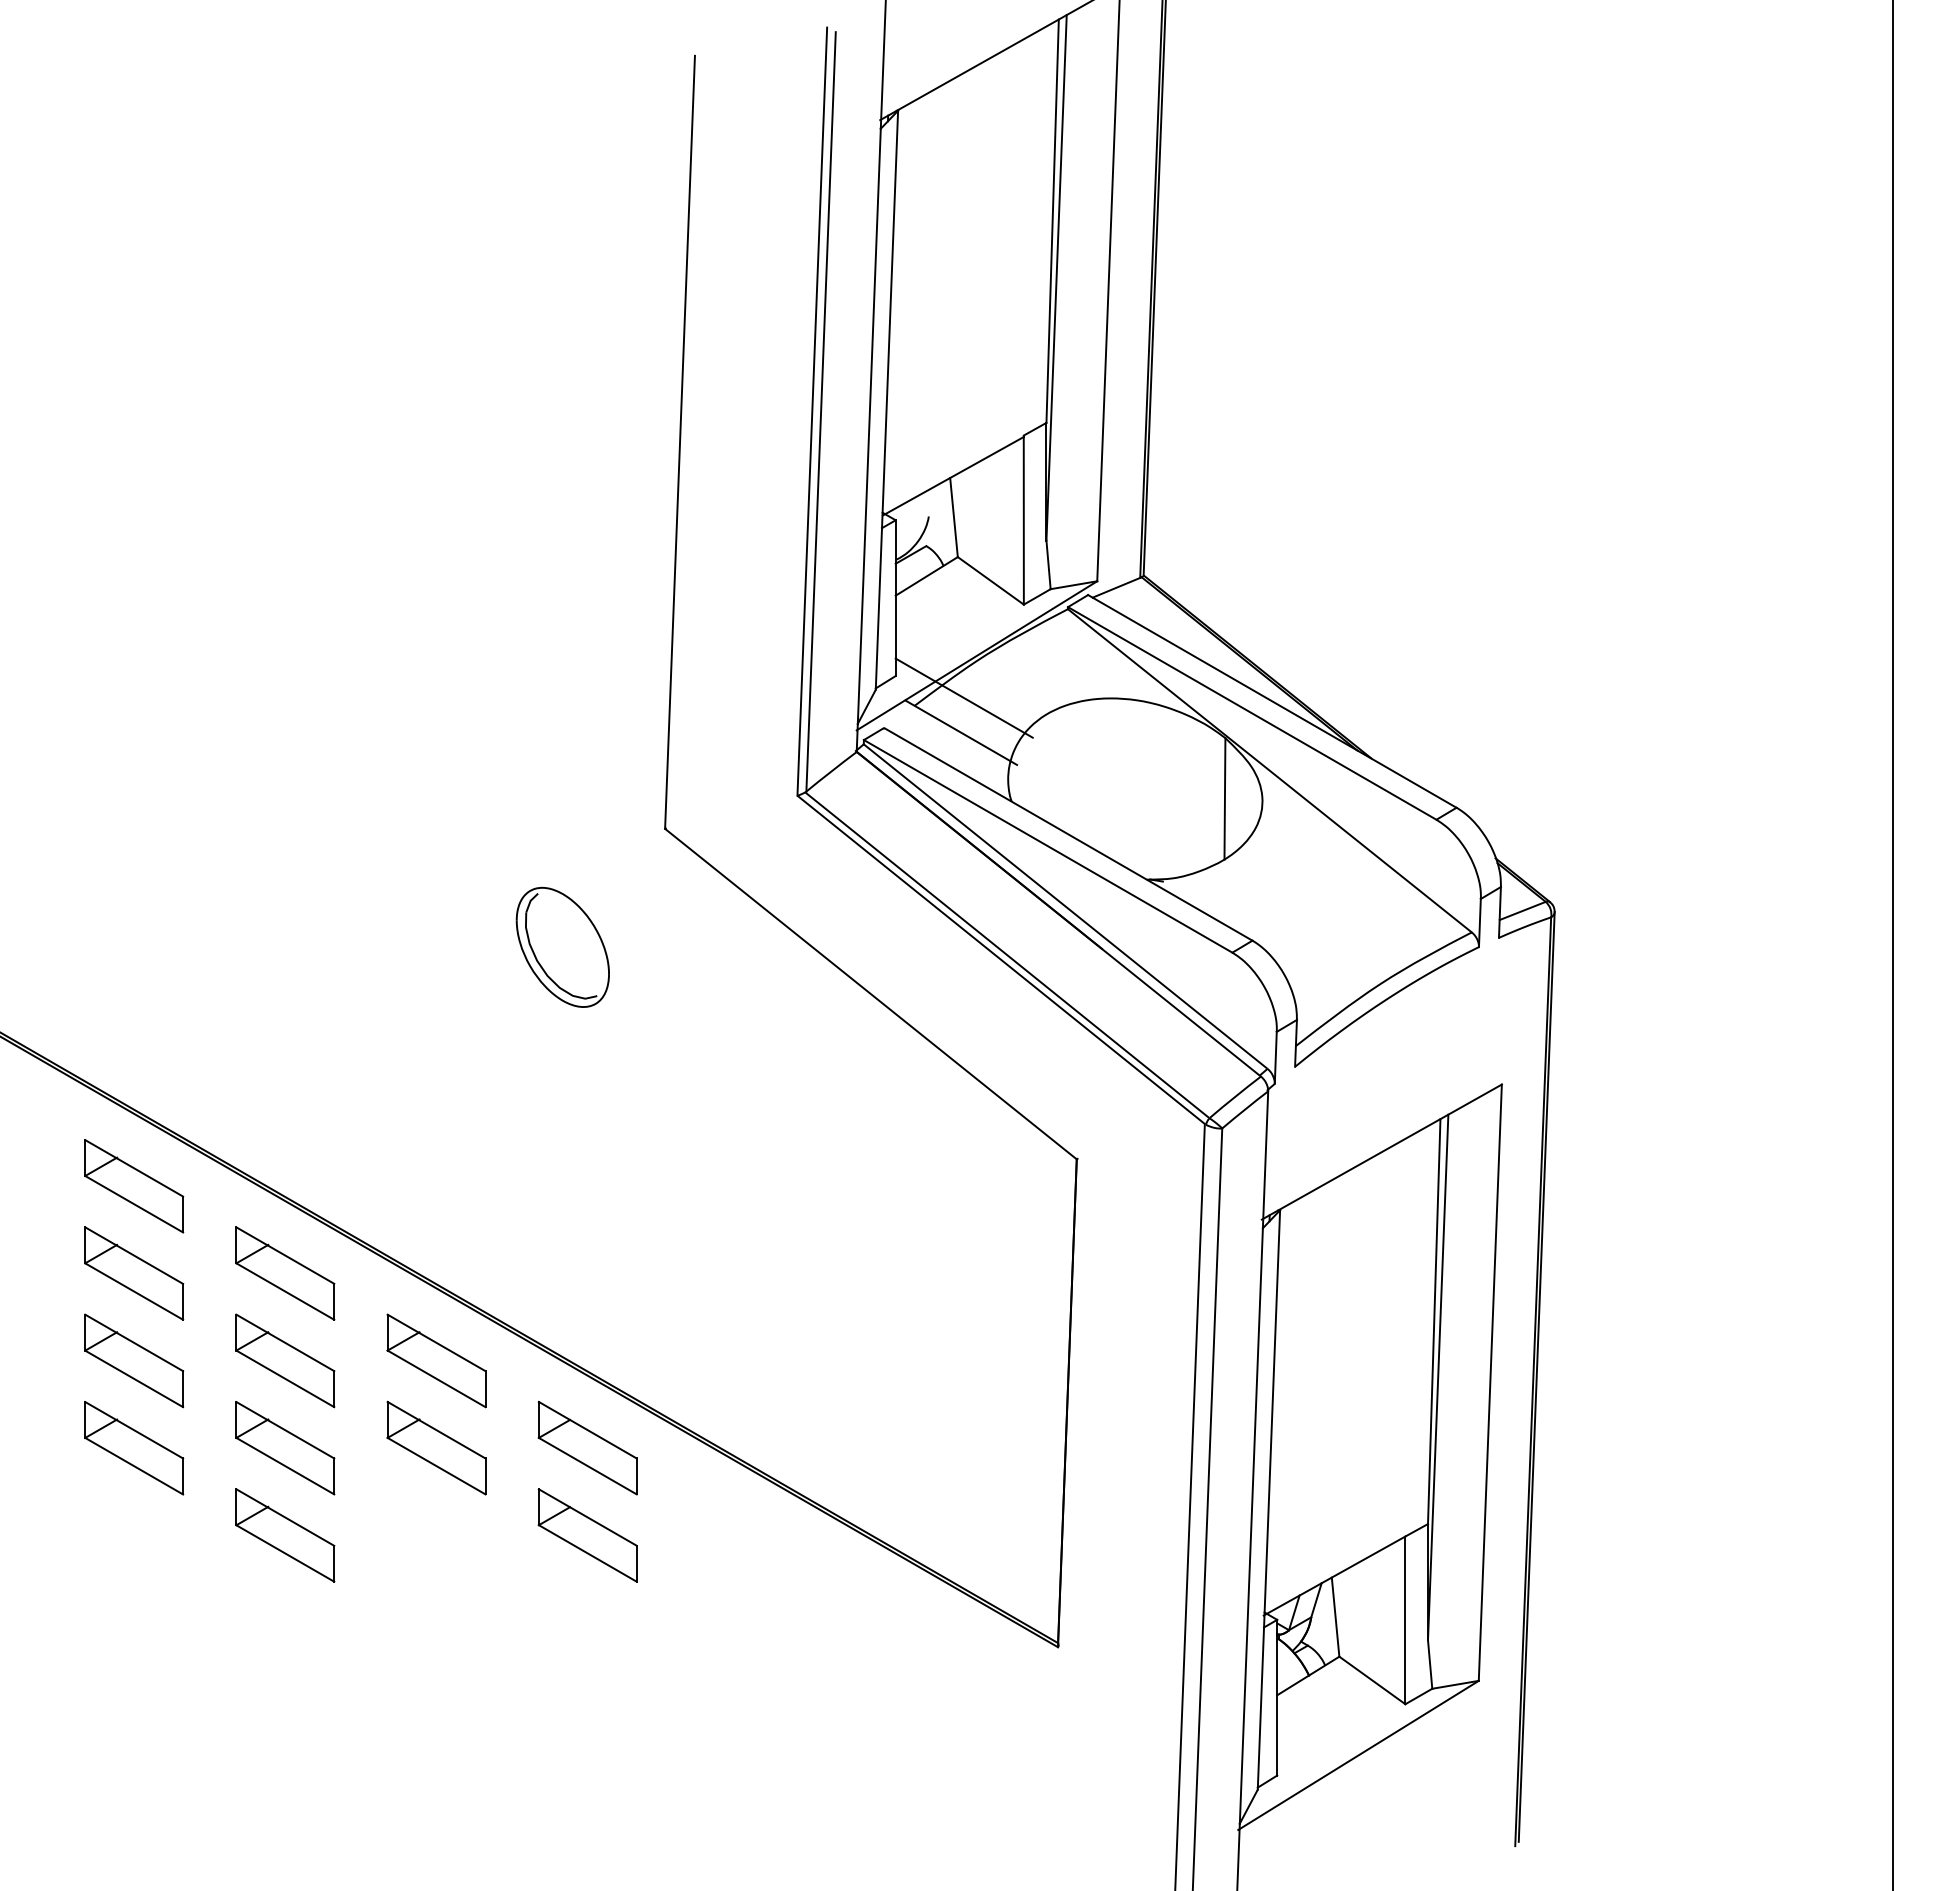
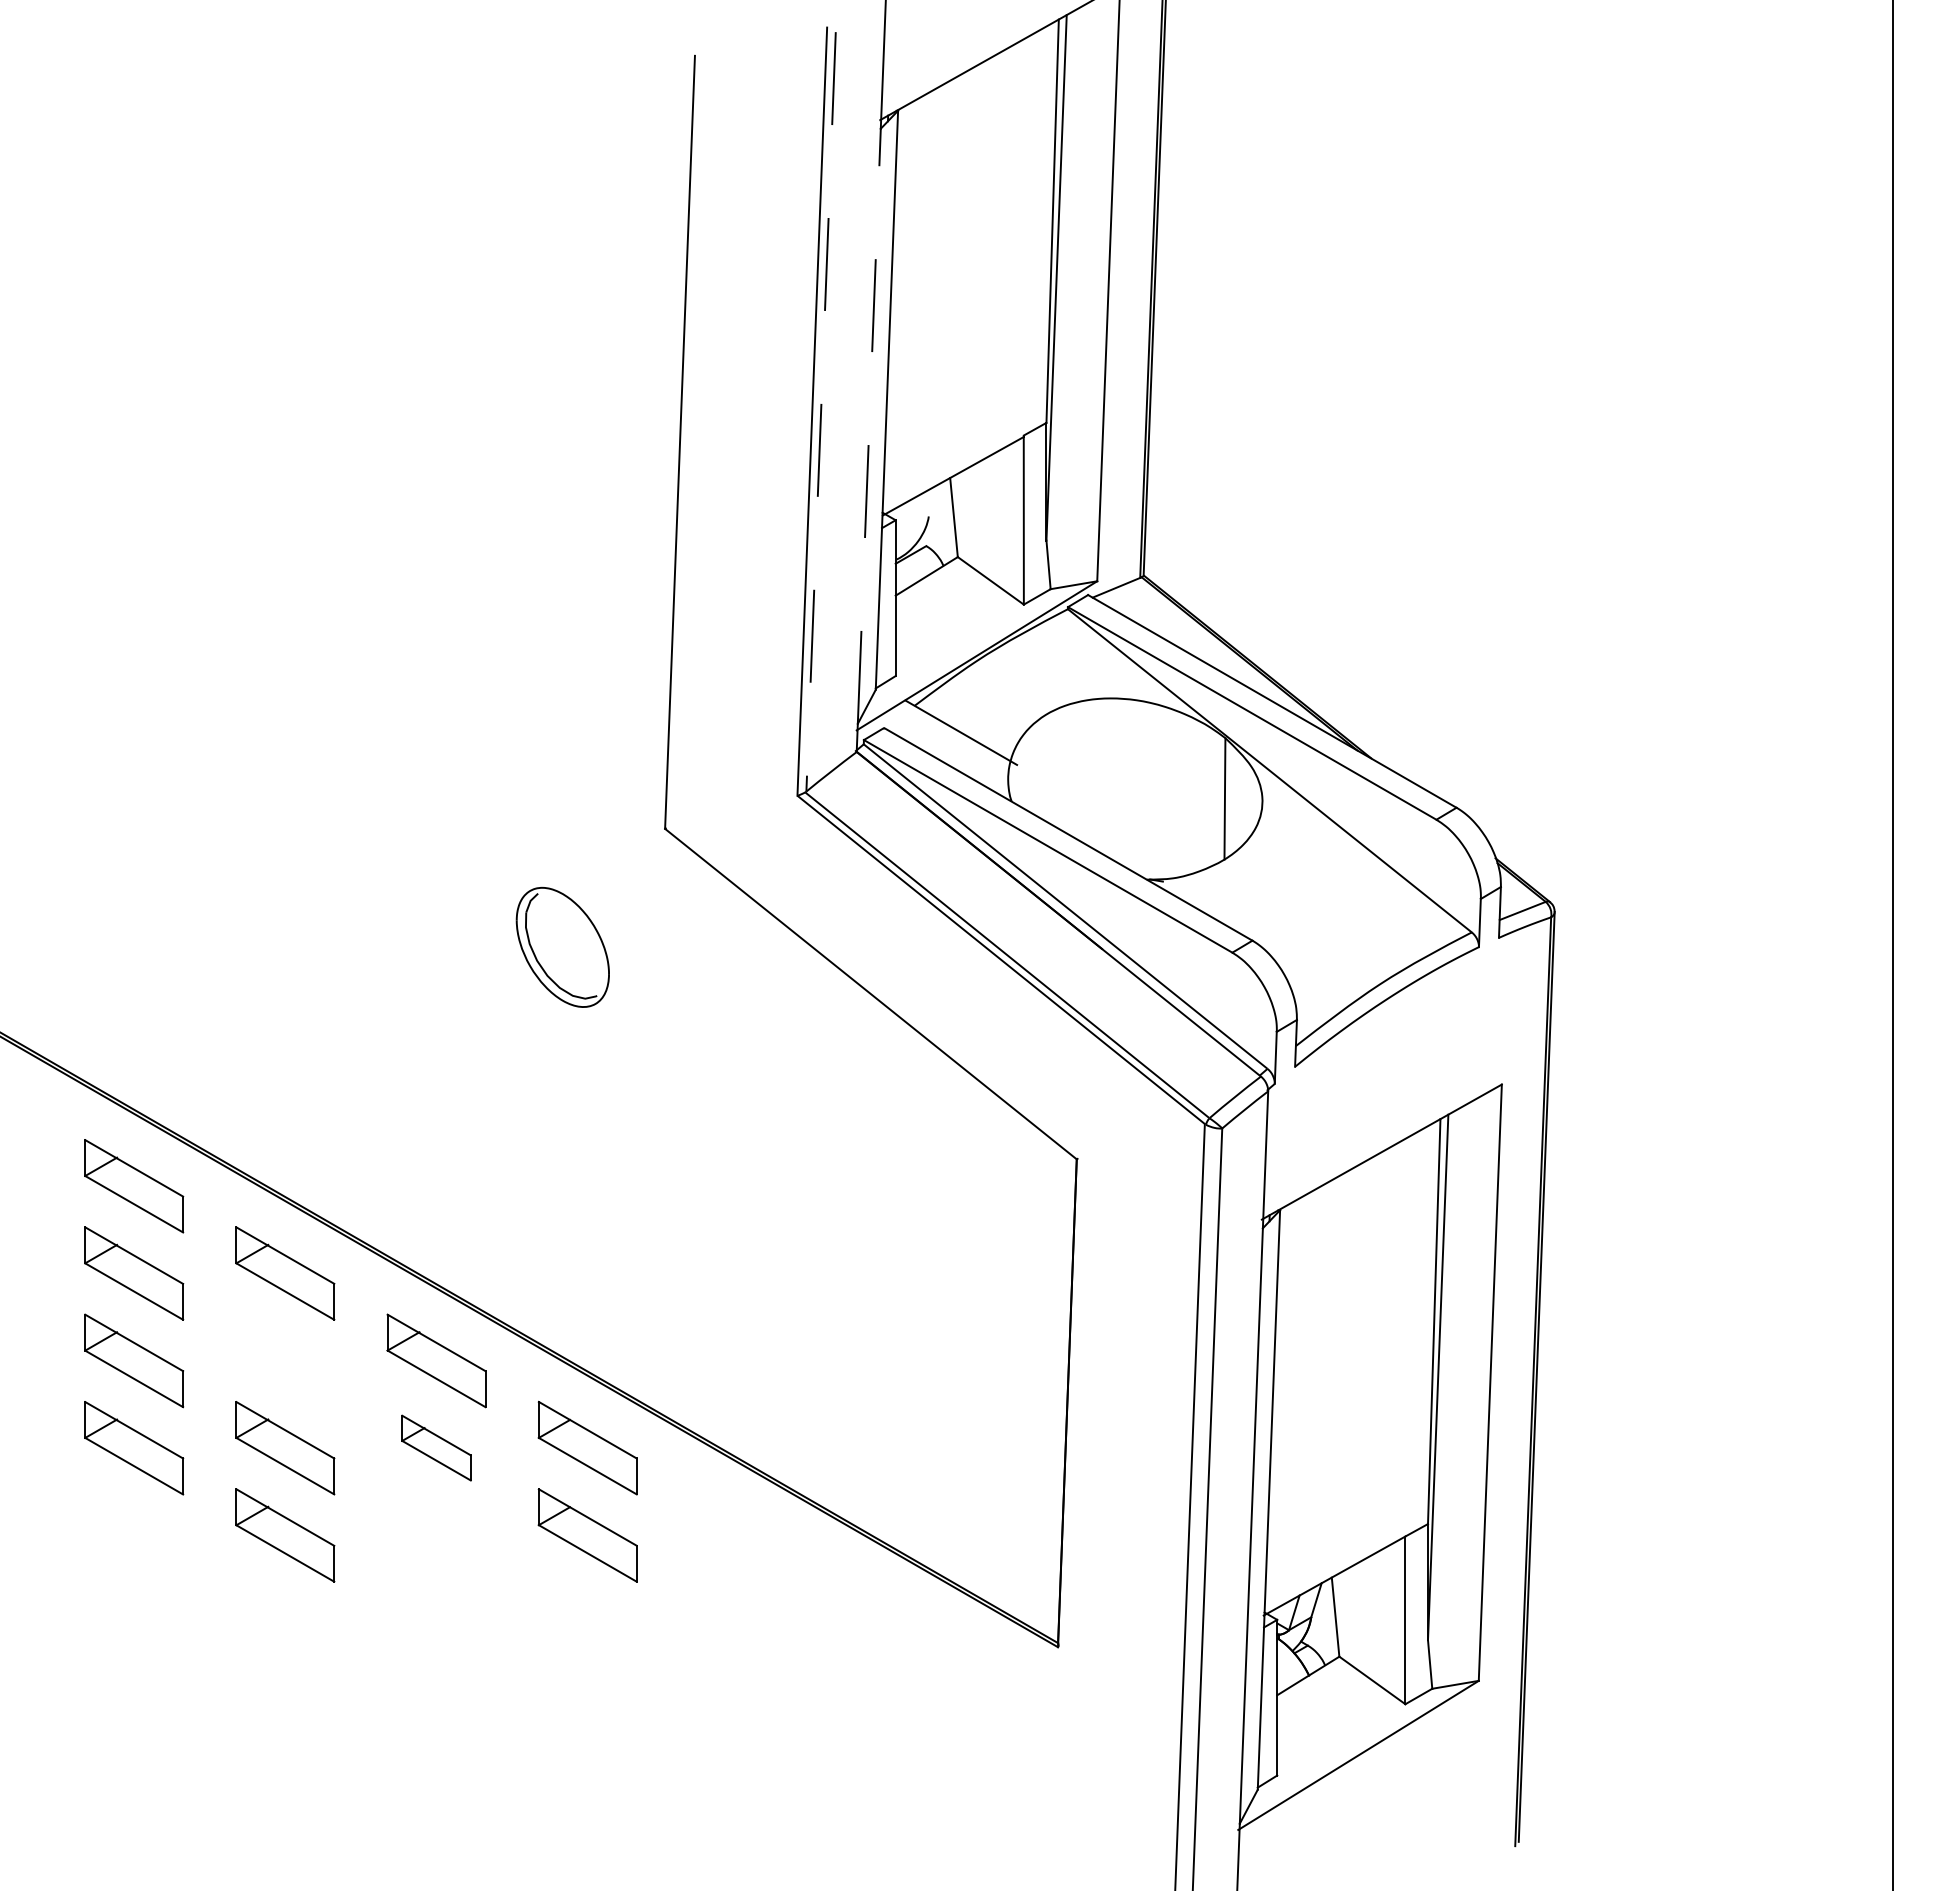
line: solid -> dashed (821, 412)
line: solid -> dashed (869, 426)
line: present -> none (963, 697)
part: present -> none (285, 1360)
part size: 101x96 px -> 71x68 px (436, 1447)
